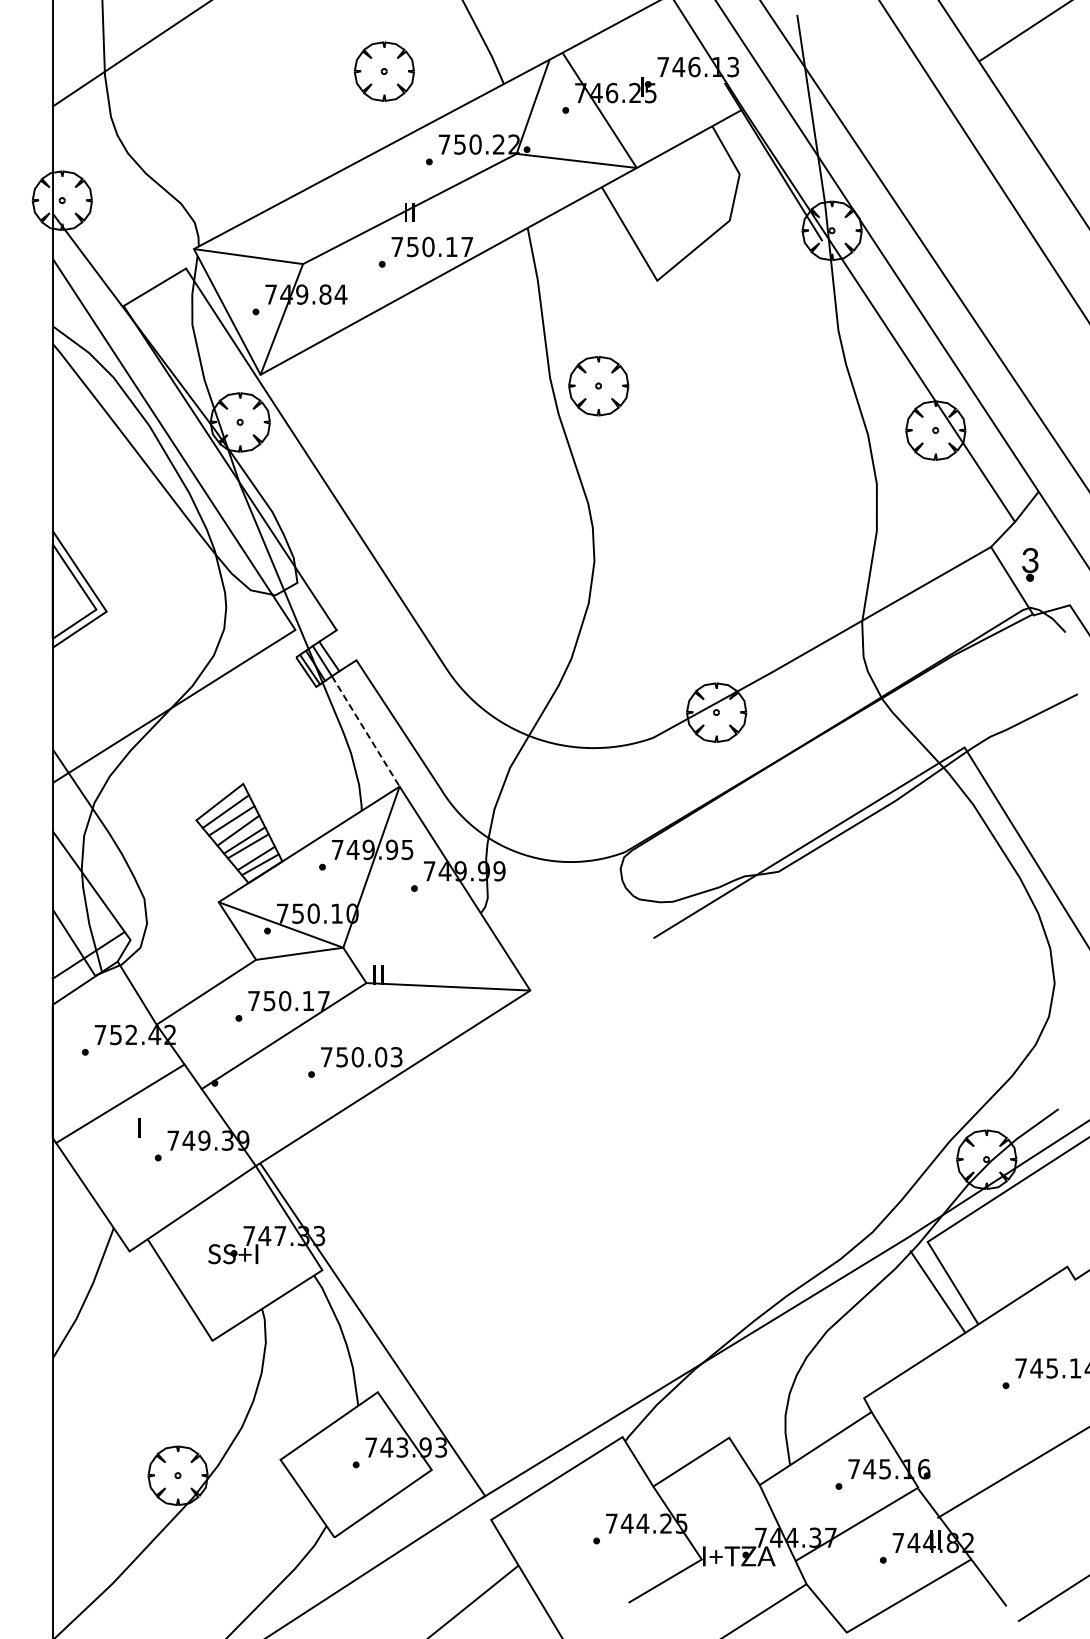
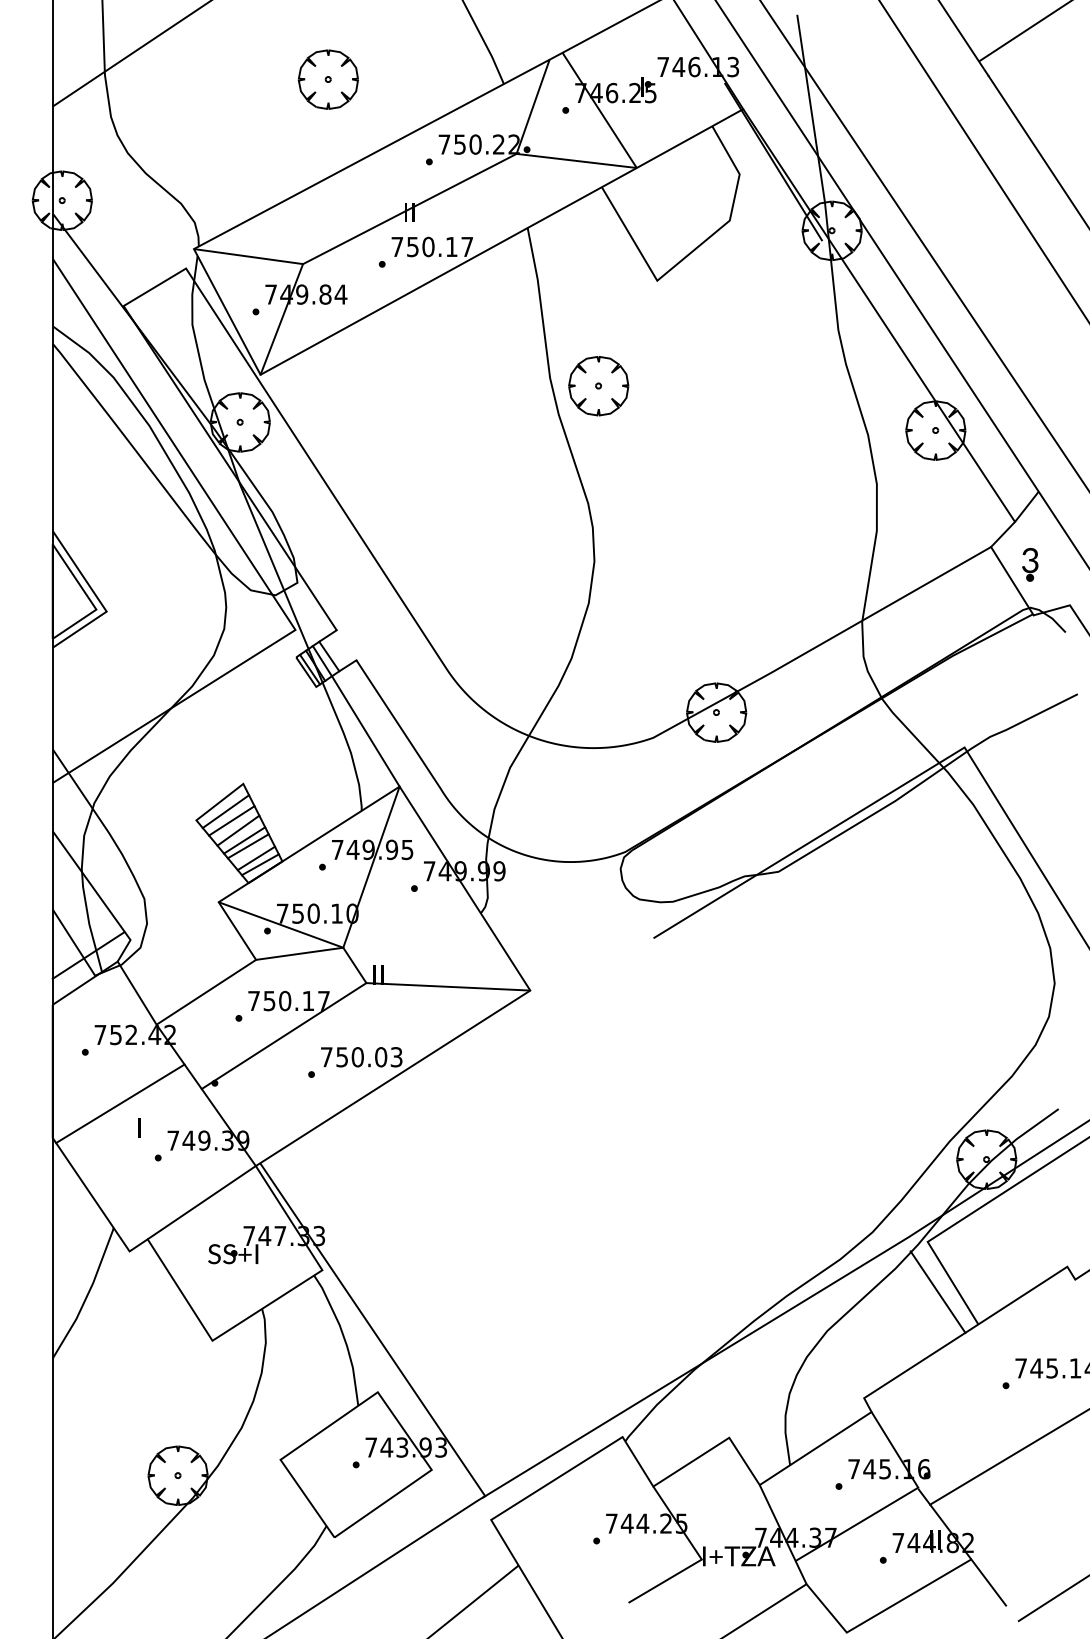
part position: (383, 71) -> (327, 79) (327, 79)
line: dashed -> solid (365, 731)
line position: (1012, 1472) -> (1008, 1457) (1008, 1457)
